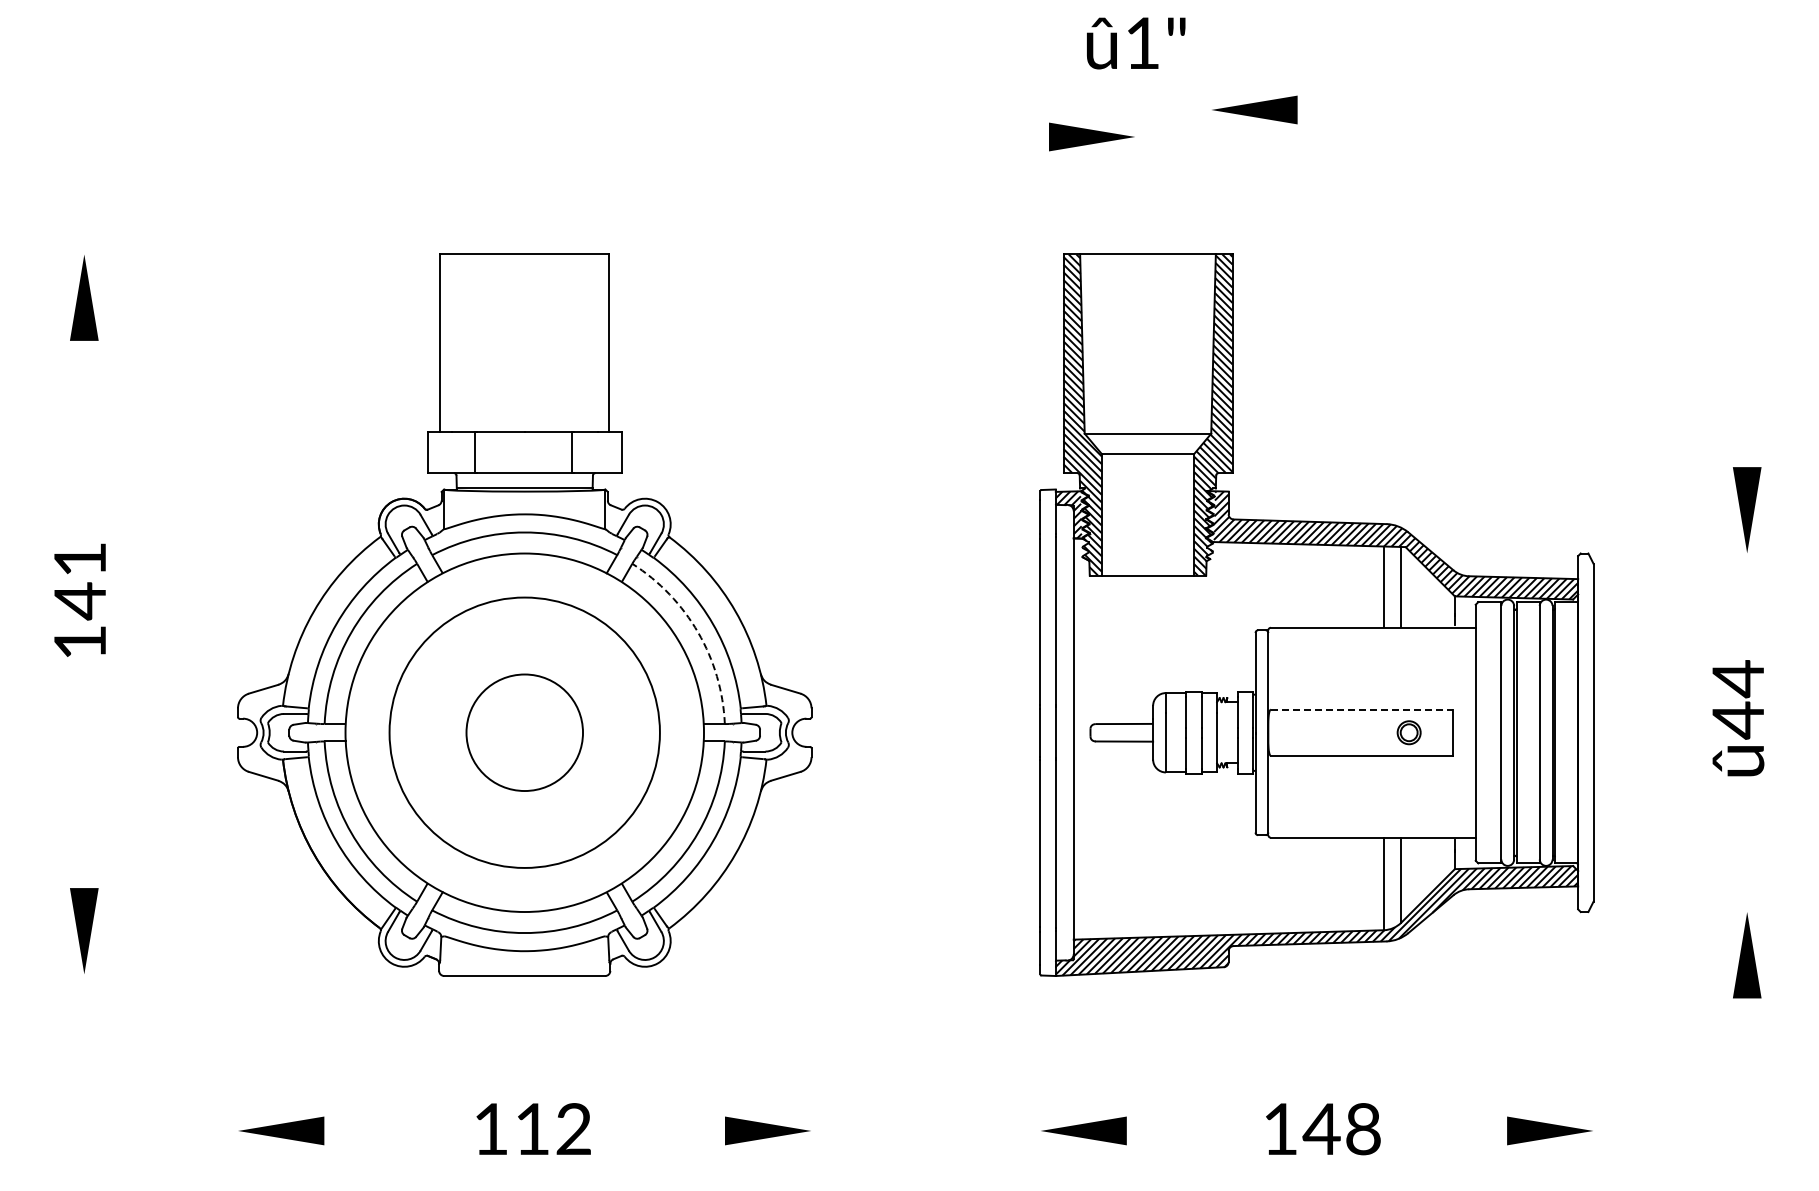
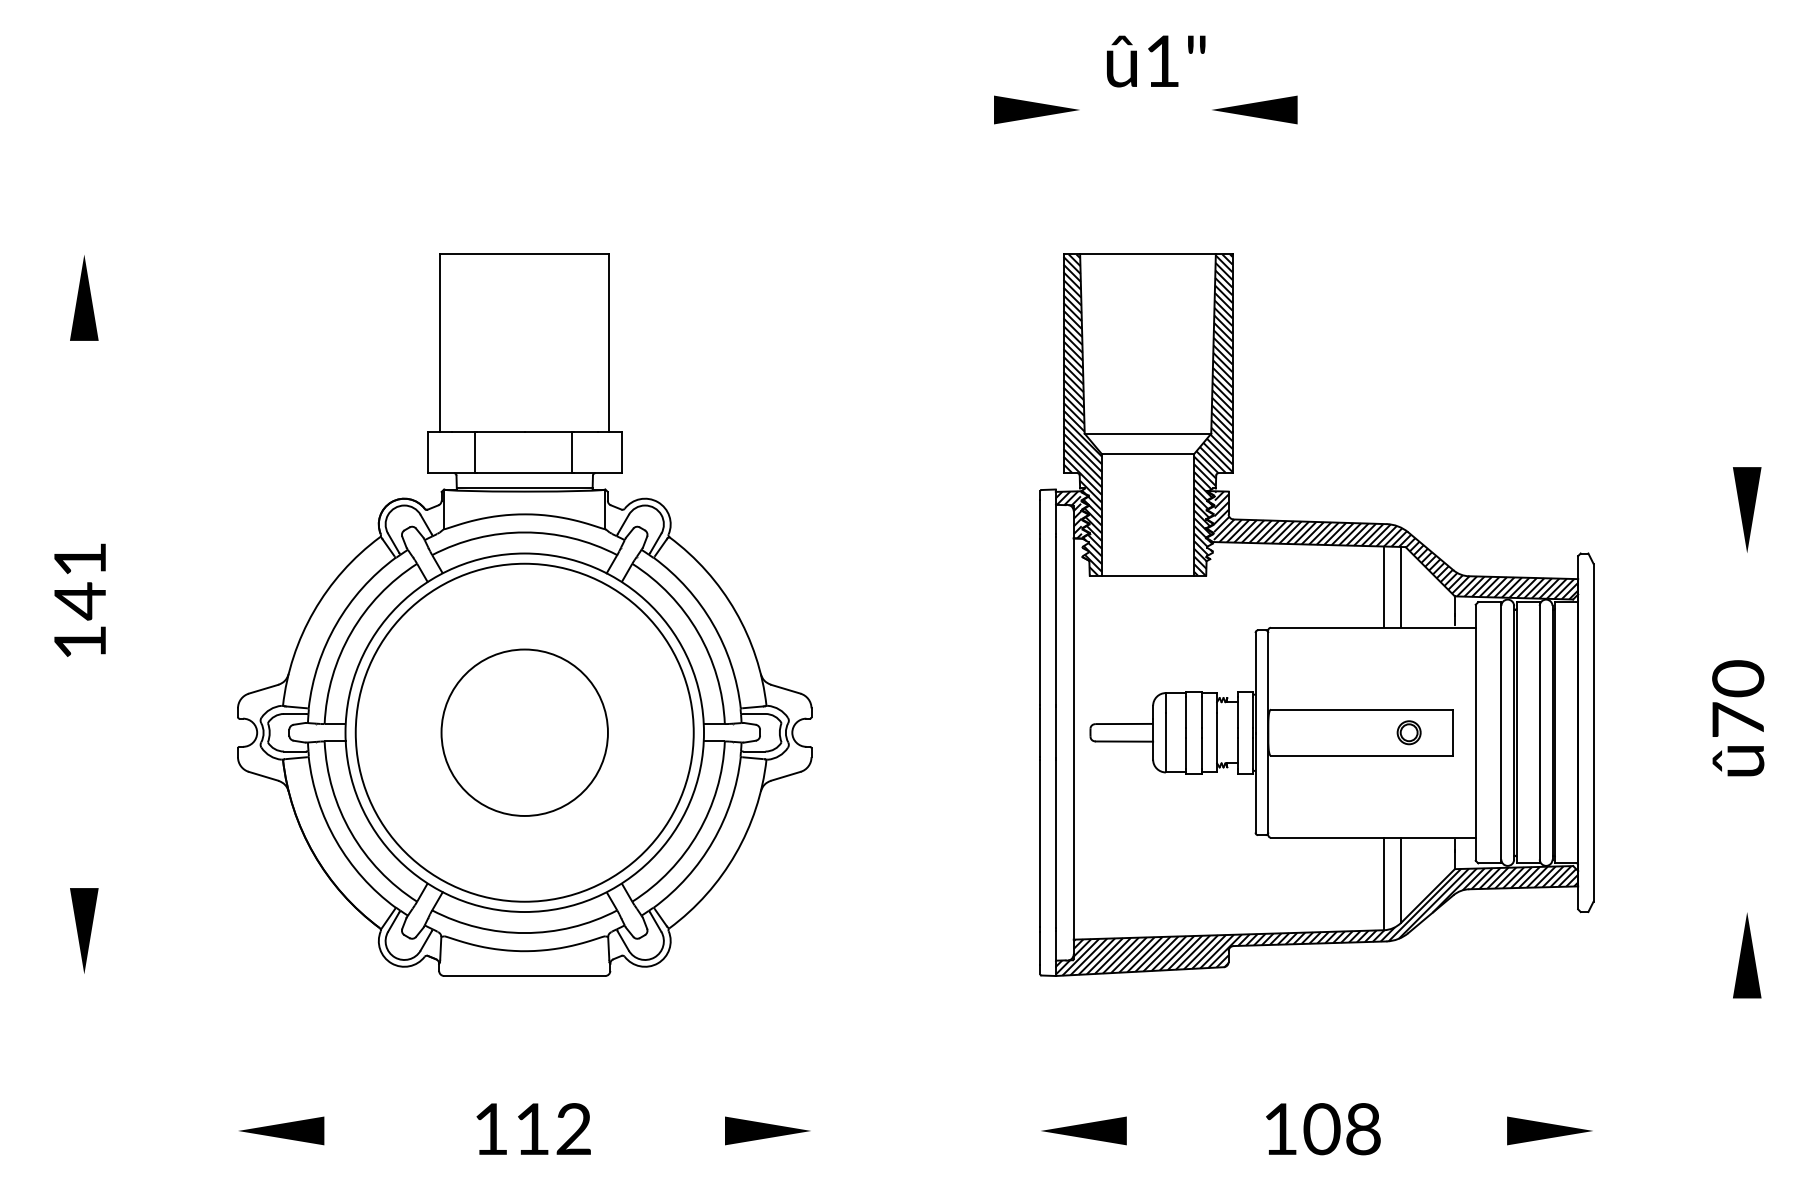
text position: (1136, 43) -> (1156, 61) (1156, 61)
part position: (1091, 136) -> (1036, 109) (1036, 109)
arc: dashed -> solid (698, 632)
text: 44 -> 70 (1738, 699)
line: dashed -> solid (1361, 709)
circle diameter: 117 px -> 166 px (524, 732)
circle diameter: 270 px -> 338 px (524, 732)
text: 148 -> 108 (1321, 1129)
